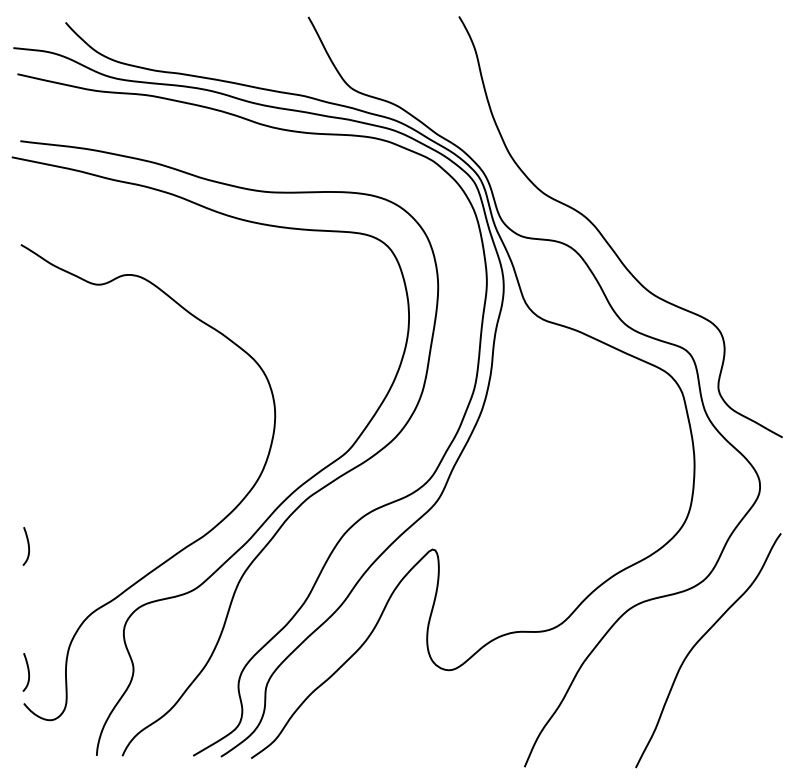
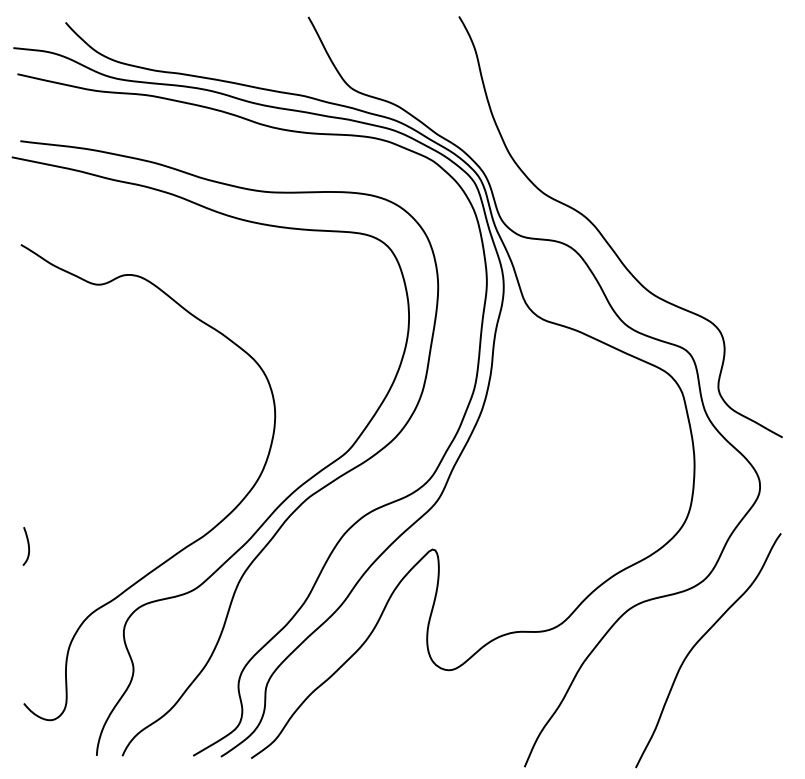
curve: present -> none (27, 670)
